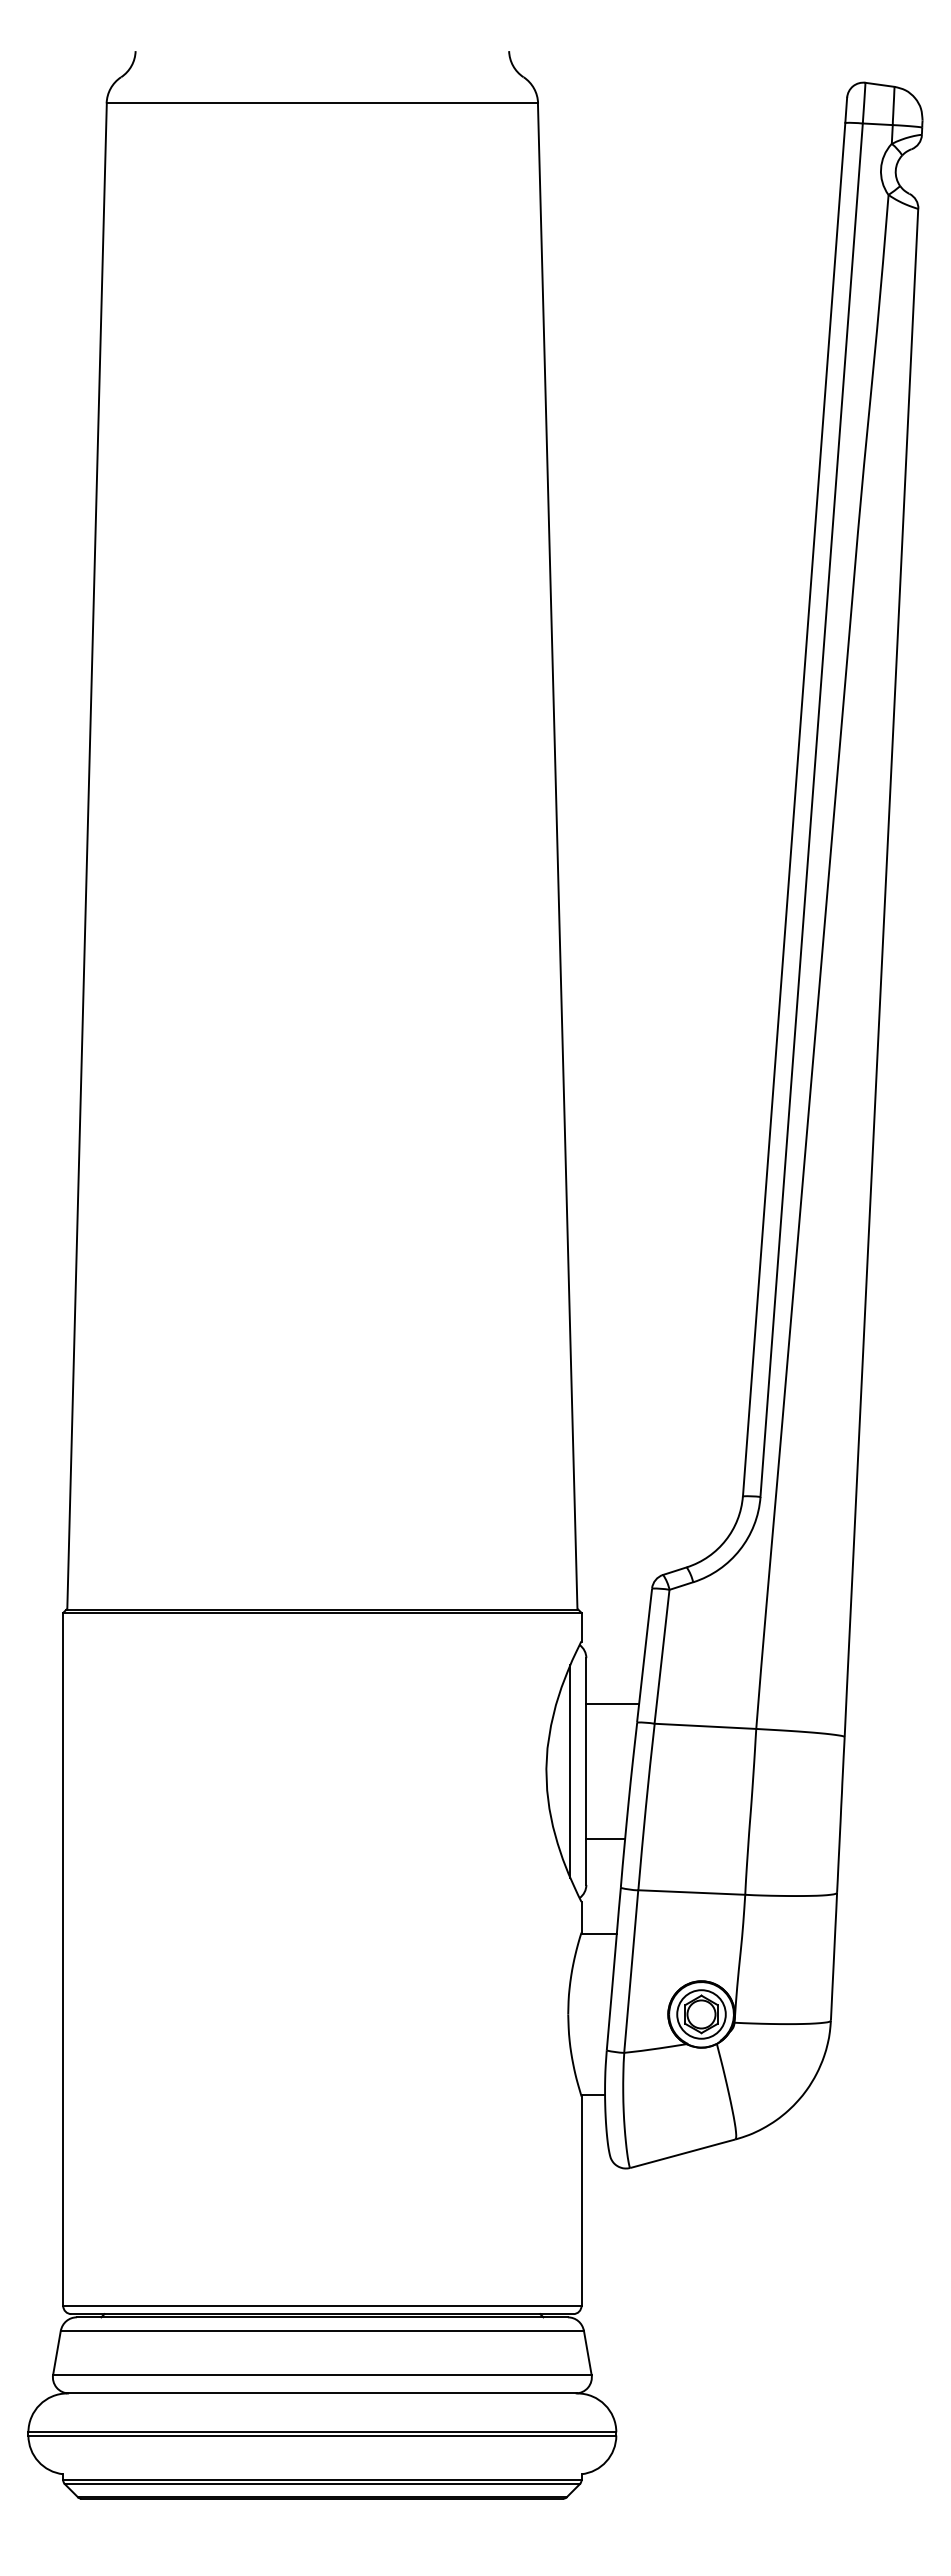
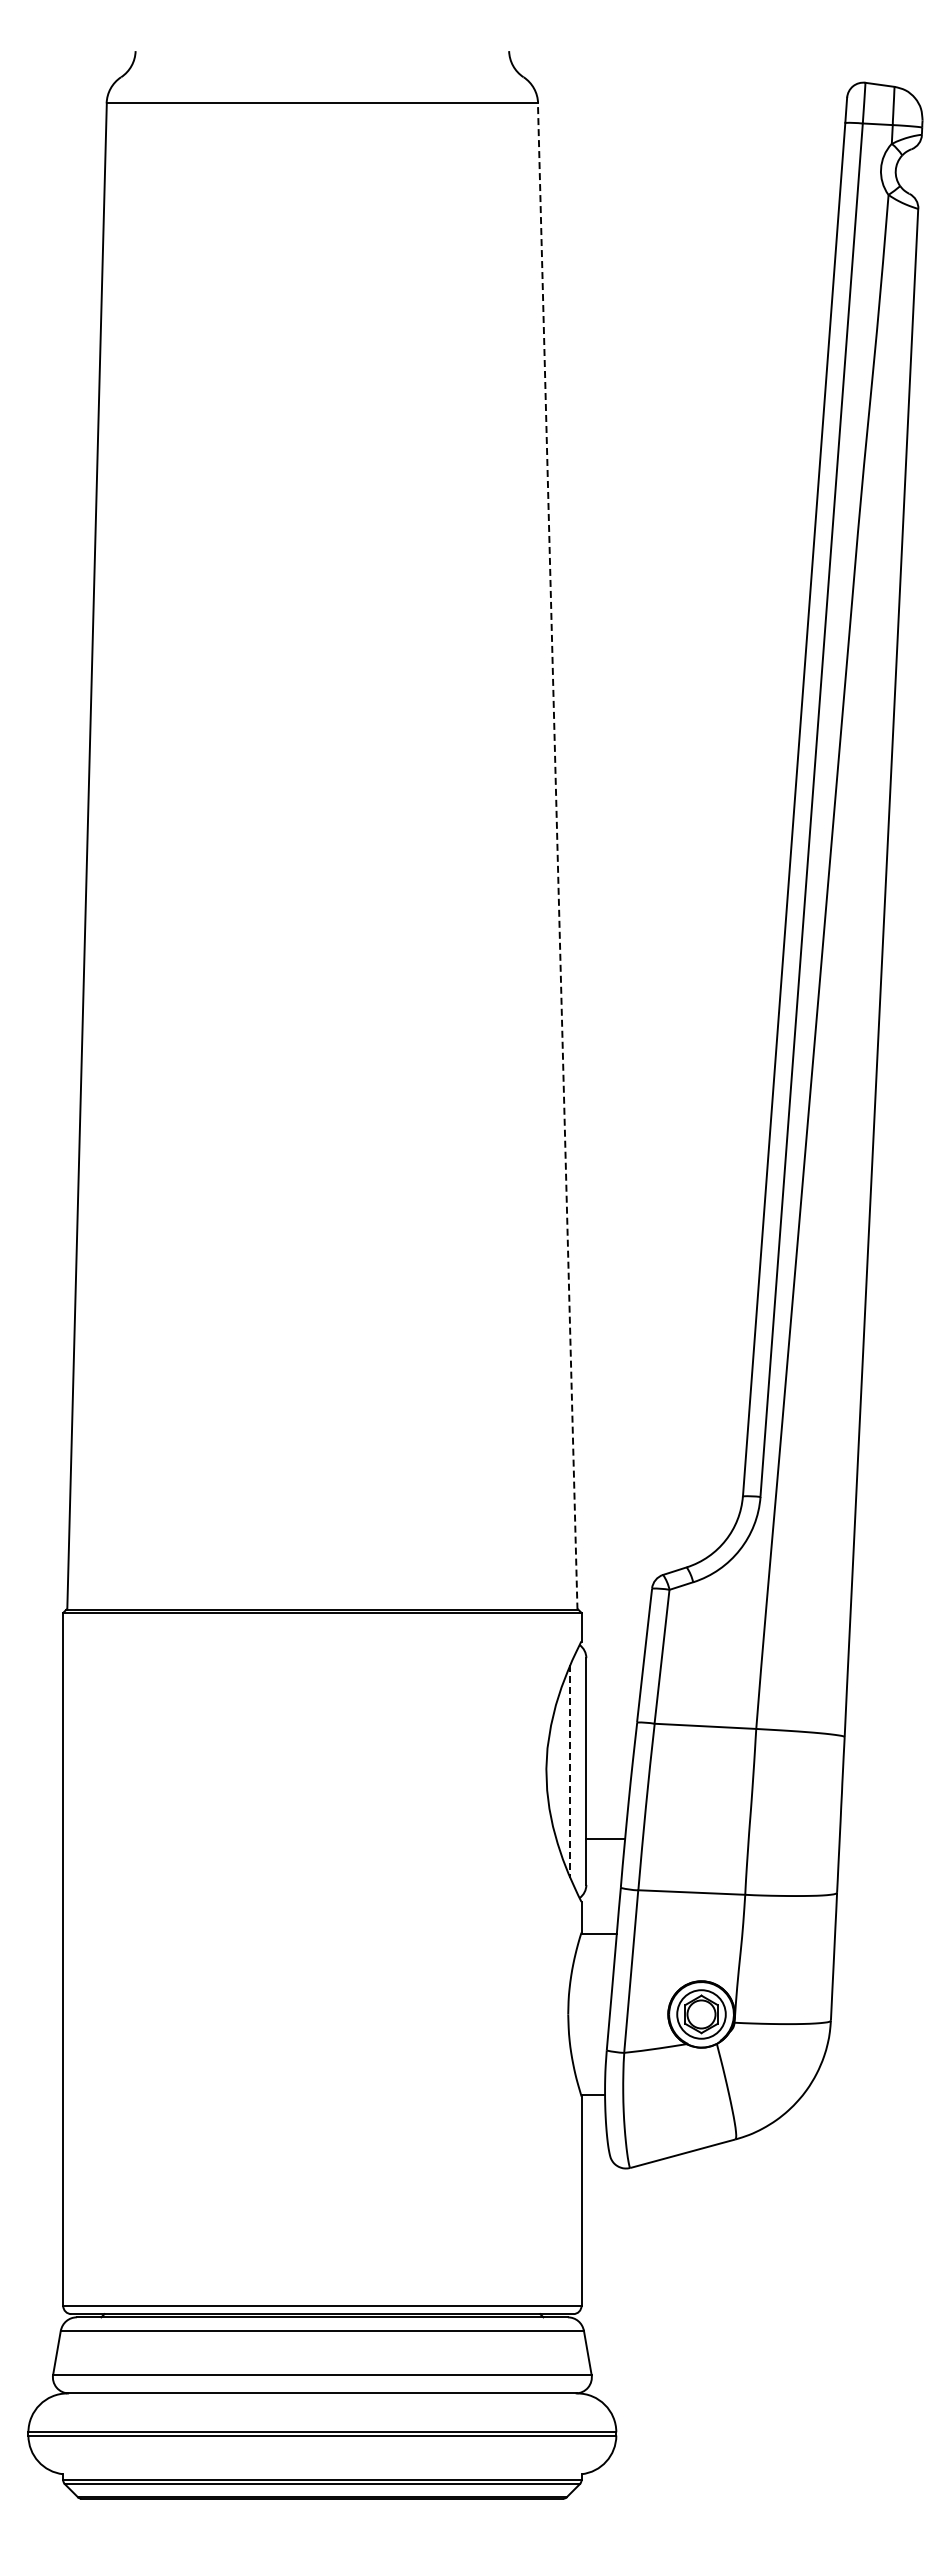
line: solid -> dashed (557, 855)
line: present -> none (612, 1704)
line: solid -> dashed (570, 1772)
